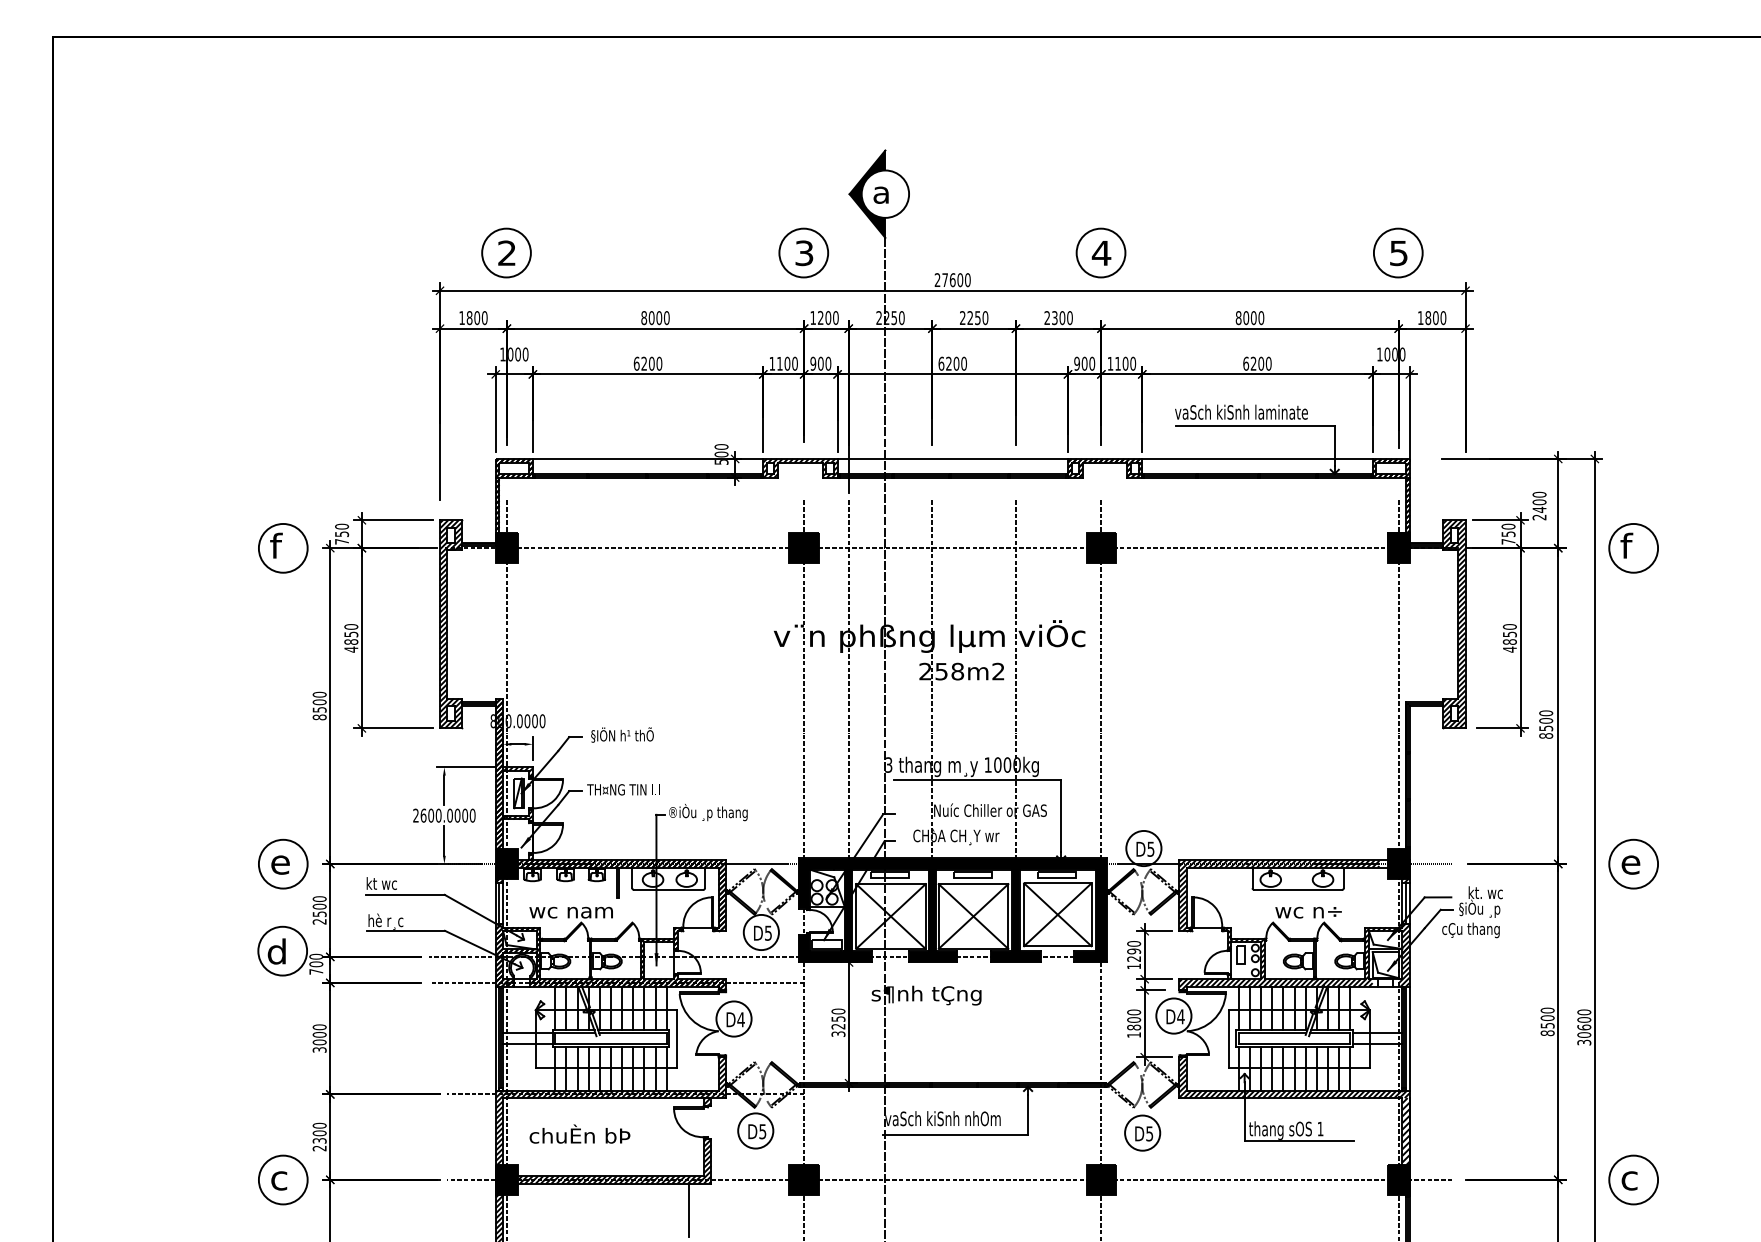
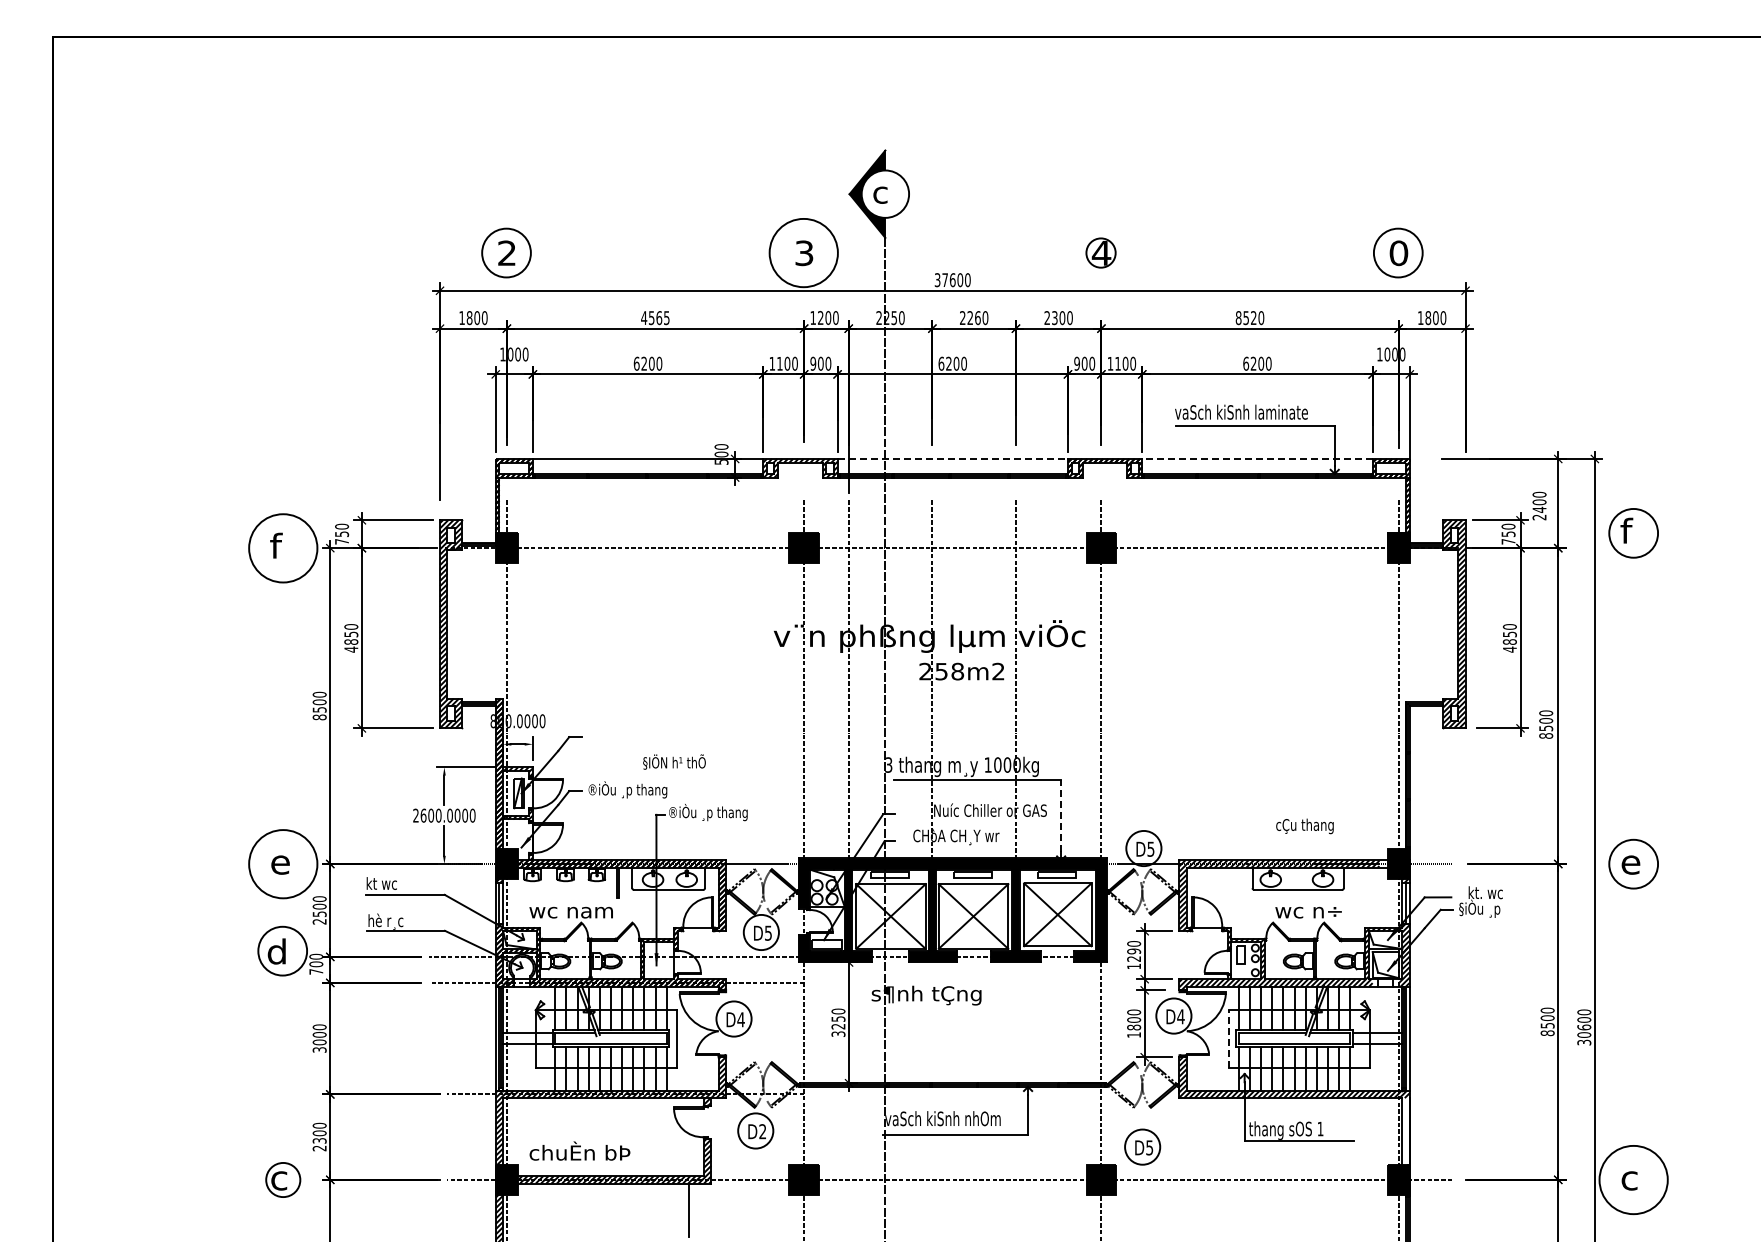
text: a -> c (880, 194)
circle diameter: 49 px -> 68 px (803, 252)
circle diameter: 49 px -> 29 px (1100, 252)
text: 5 -> 0 (1398, 253)
text: 27600 -> 37600 (937, 280)
text: 8000 -> 4565 (655, 318)
text: 2250 -> 2260 (977, 318)
text: 8000 -> 8520 (1249, 318)
line: solid -> dashed (953, 459)
line: solid -> dashed (1256, 459)
circle diameter: 49 px -> 68 px (283, 548)
part position: (1633, 548) -> (1633, 533) (1633, 533)
text position: (622, 734) -> (674, 761) (674, 761)
text: TH¤NG TIN l.l -> ®iÒu ¸p thang (627, 789)
line: solid -> dashed (1061, 816)
circle diameter: 49 px -> 68 px (283, 864)
text position: (1470, 930) -> (1304, 826) (1304, 826)
line: solid -> dashed (1228, 1038)
text: D5 -> D2 (762, 1131)
hatch: present -> none (1405, 1131)
part position: (1142, 1132) -> (1142, 1146) (1142, 1146)
text position: (579, 1133) -> (579, 1150) (579, 1150)
circle diameter: 49 px -> 34 px (283, 1179)
circle diameter: 49 px -> 68 px (1633, 1179)
